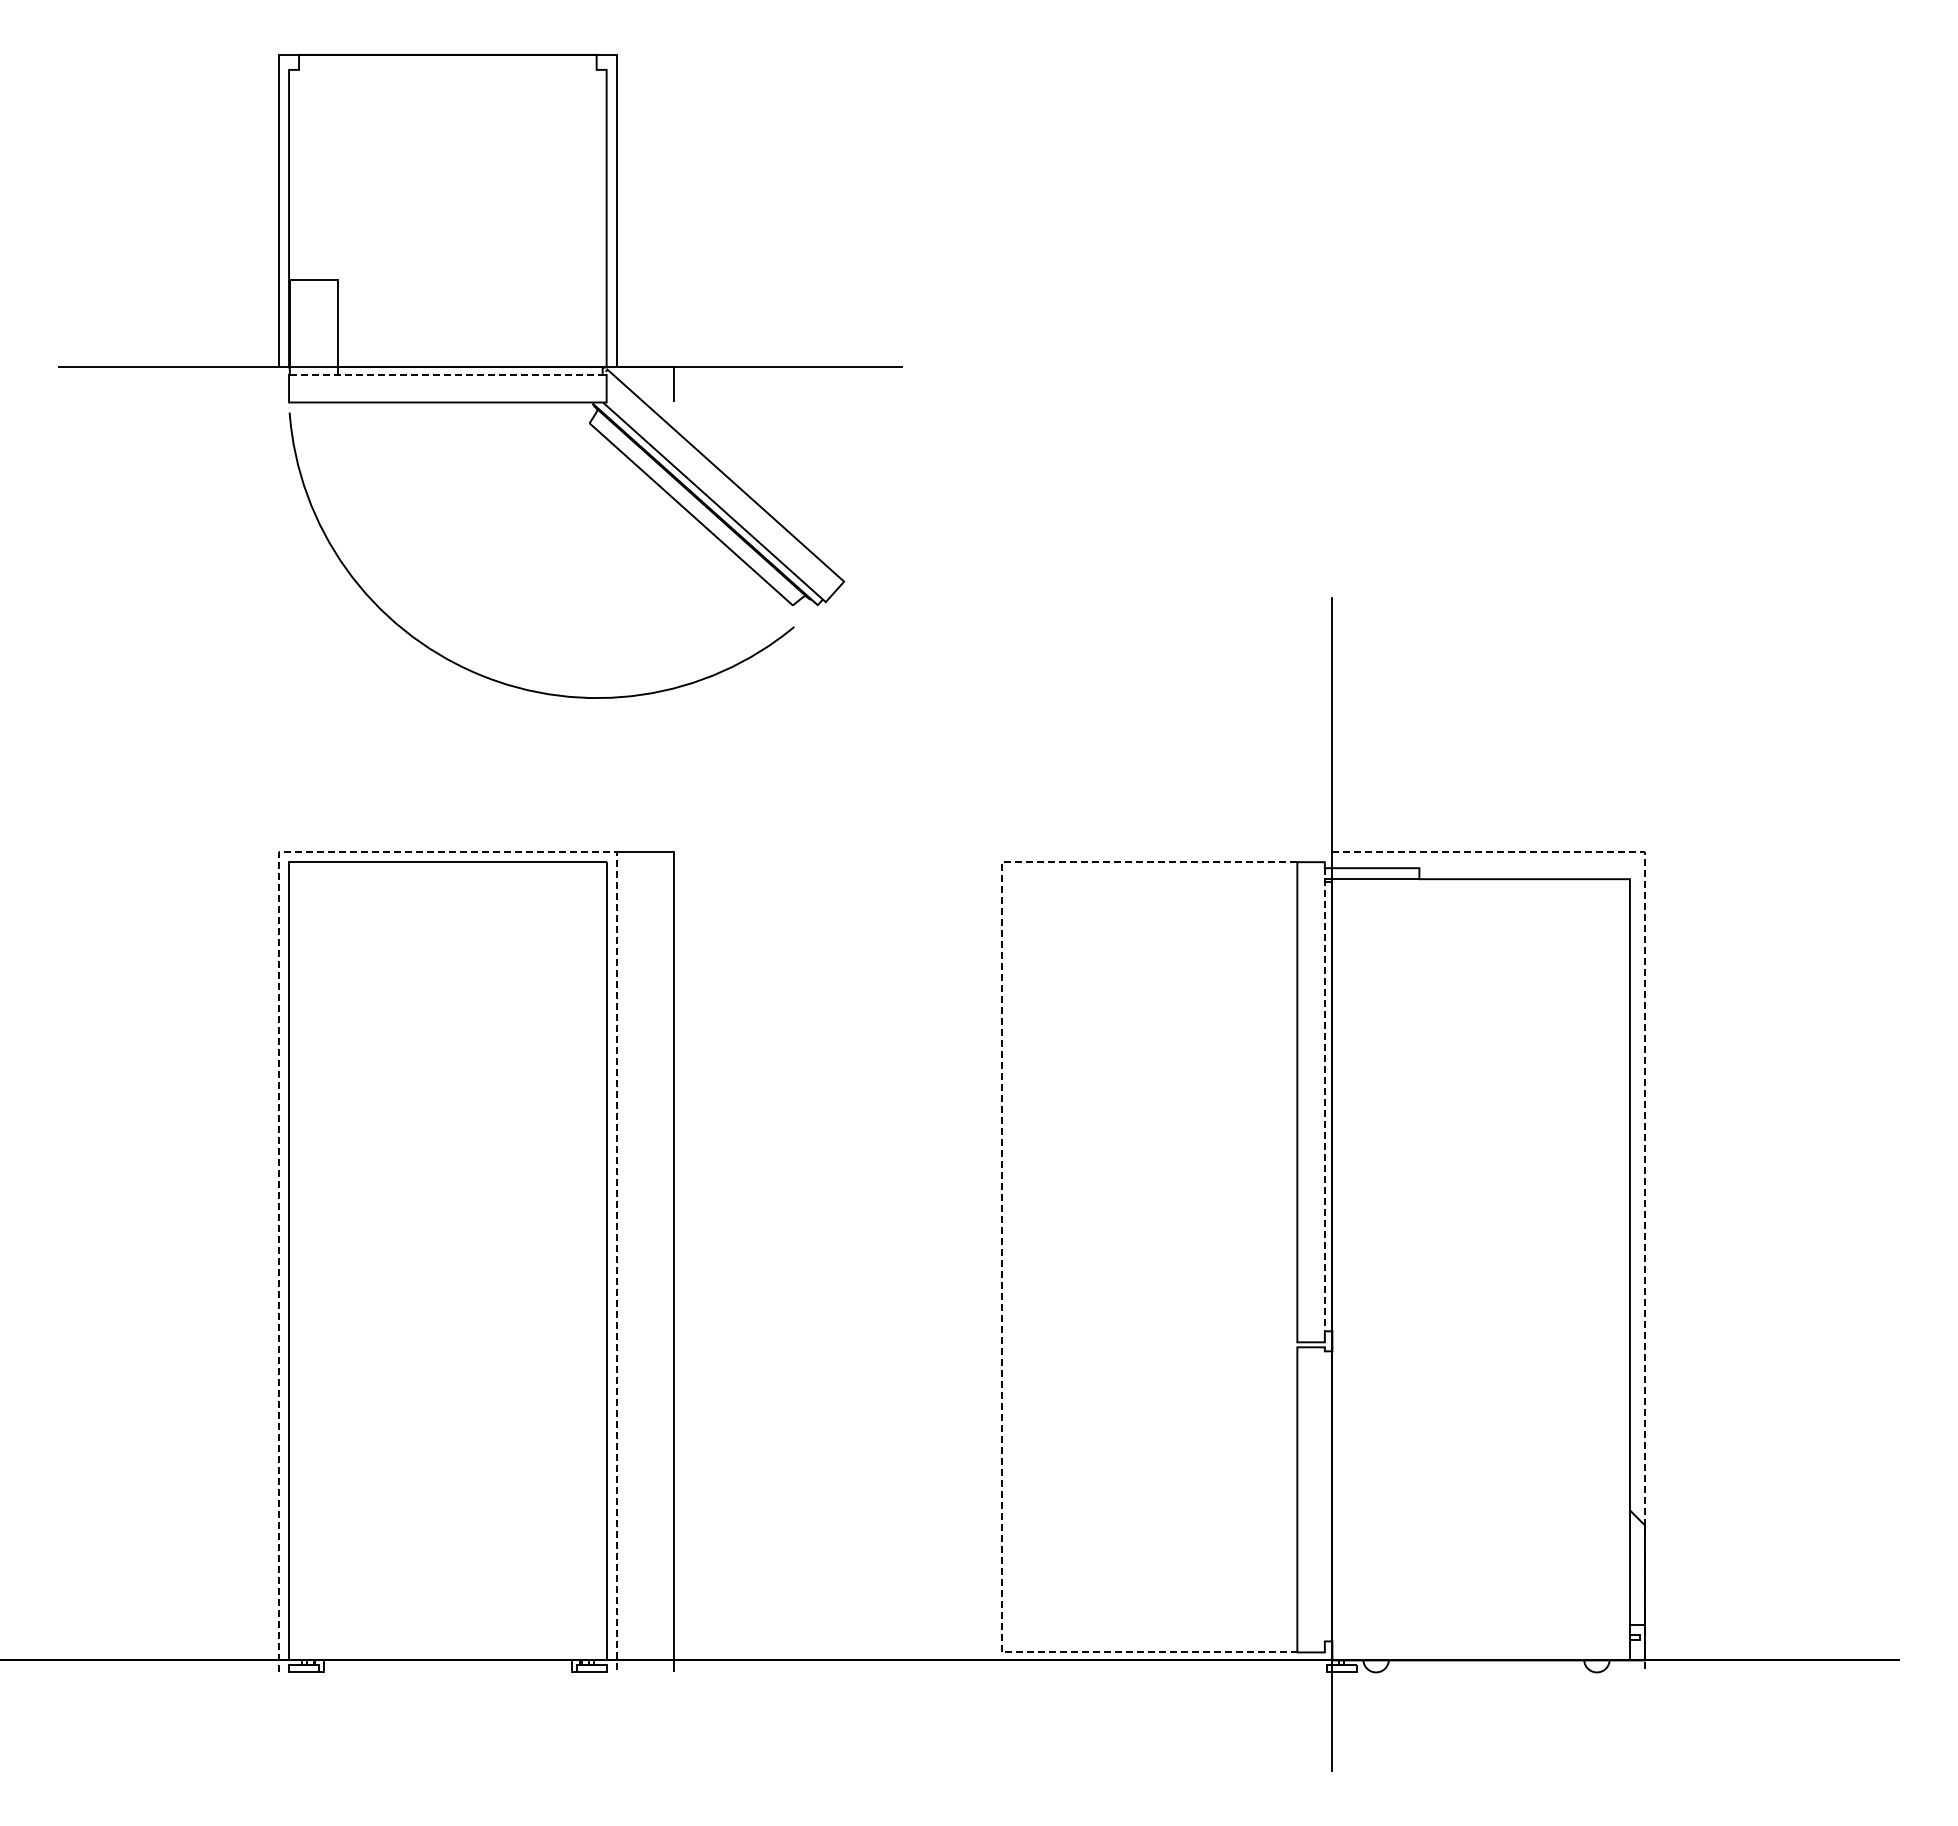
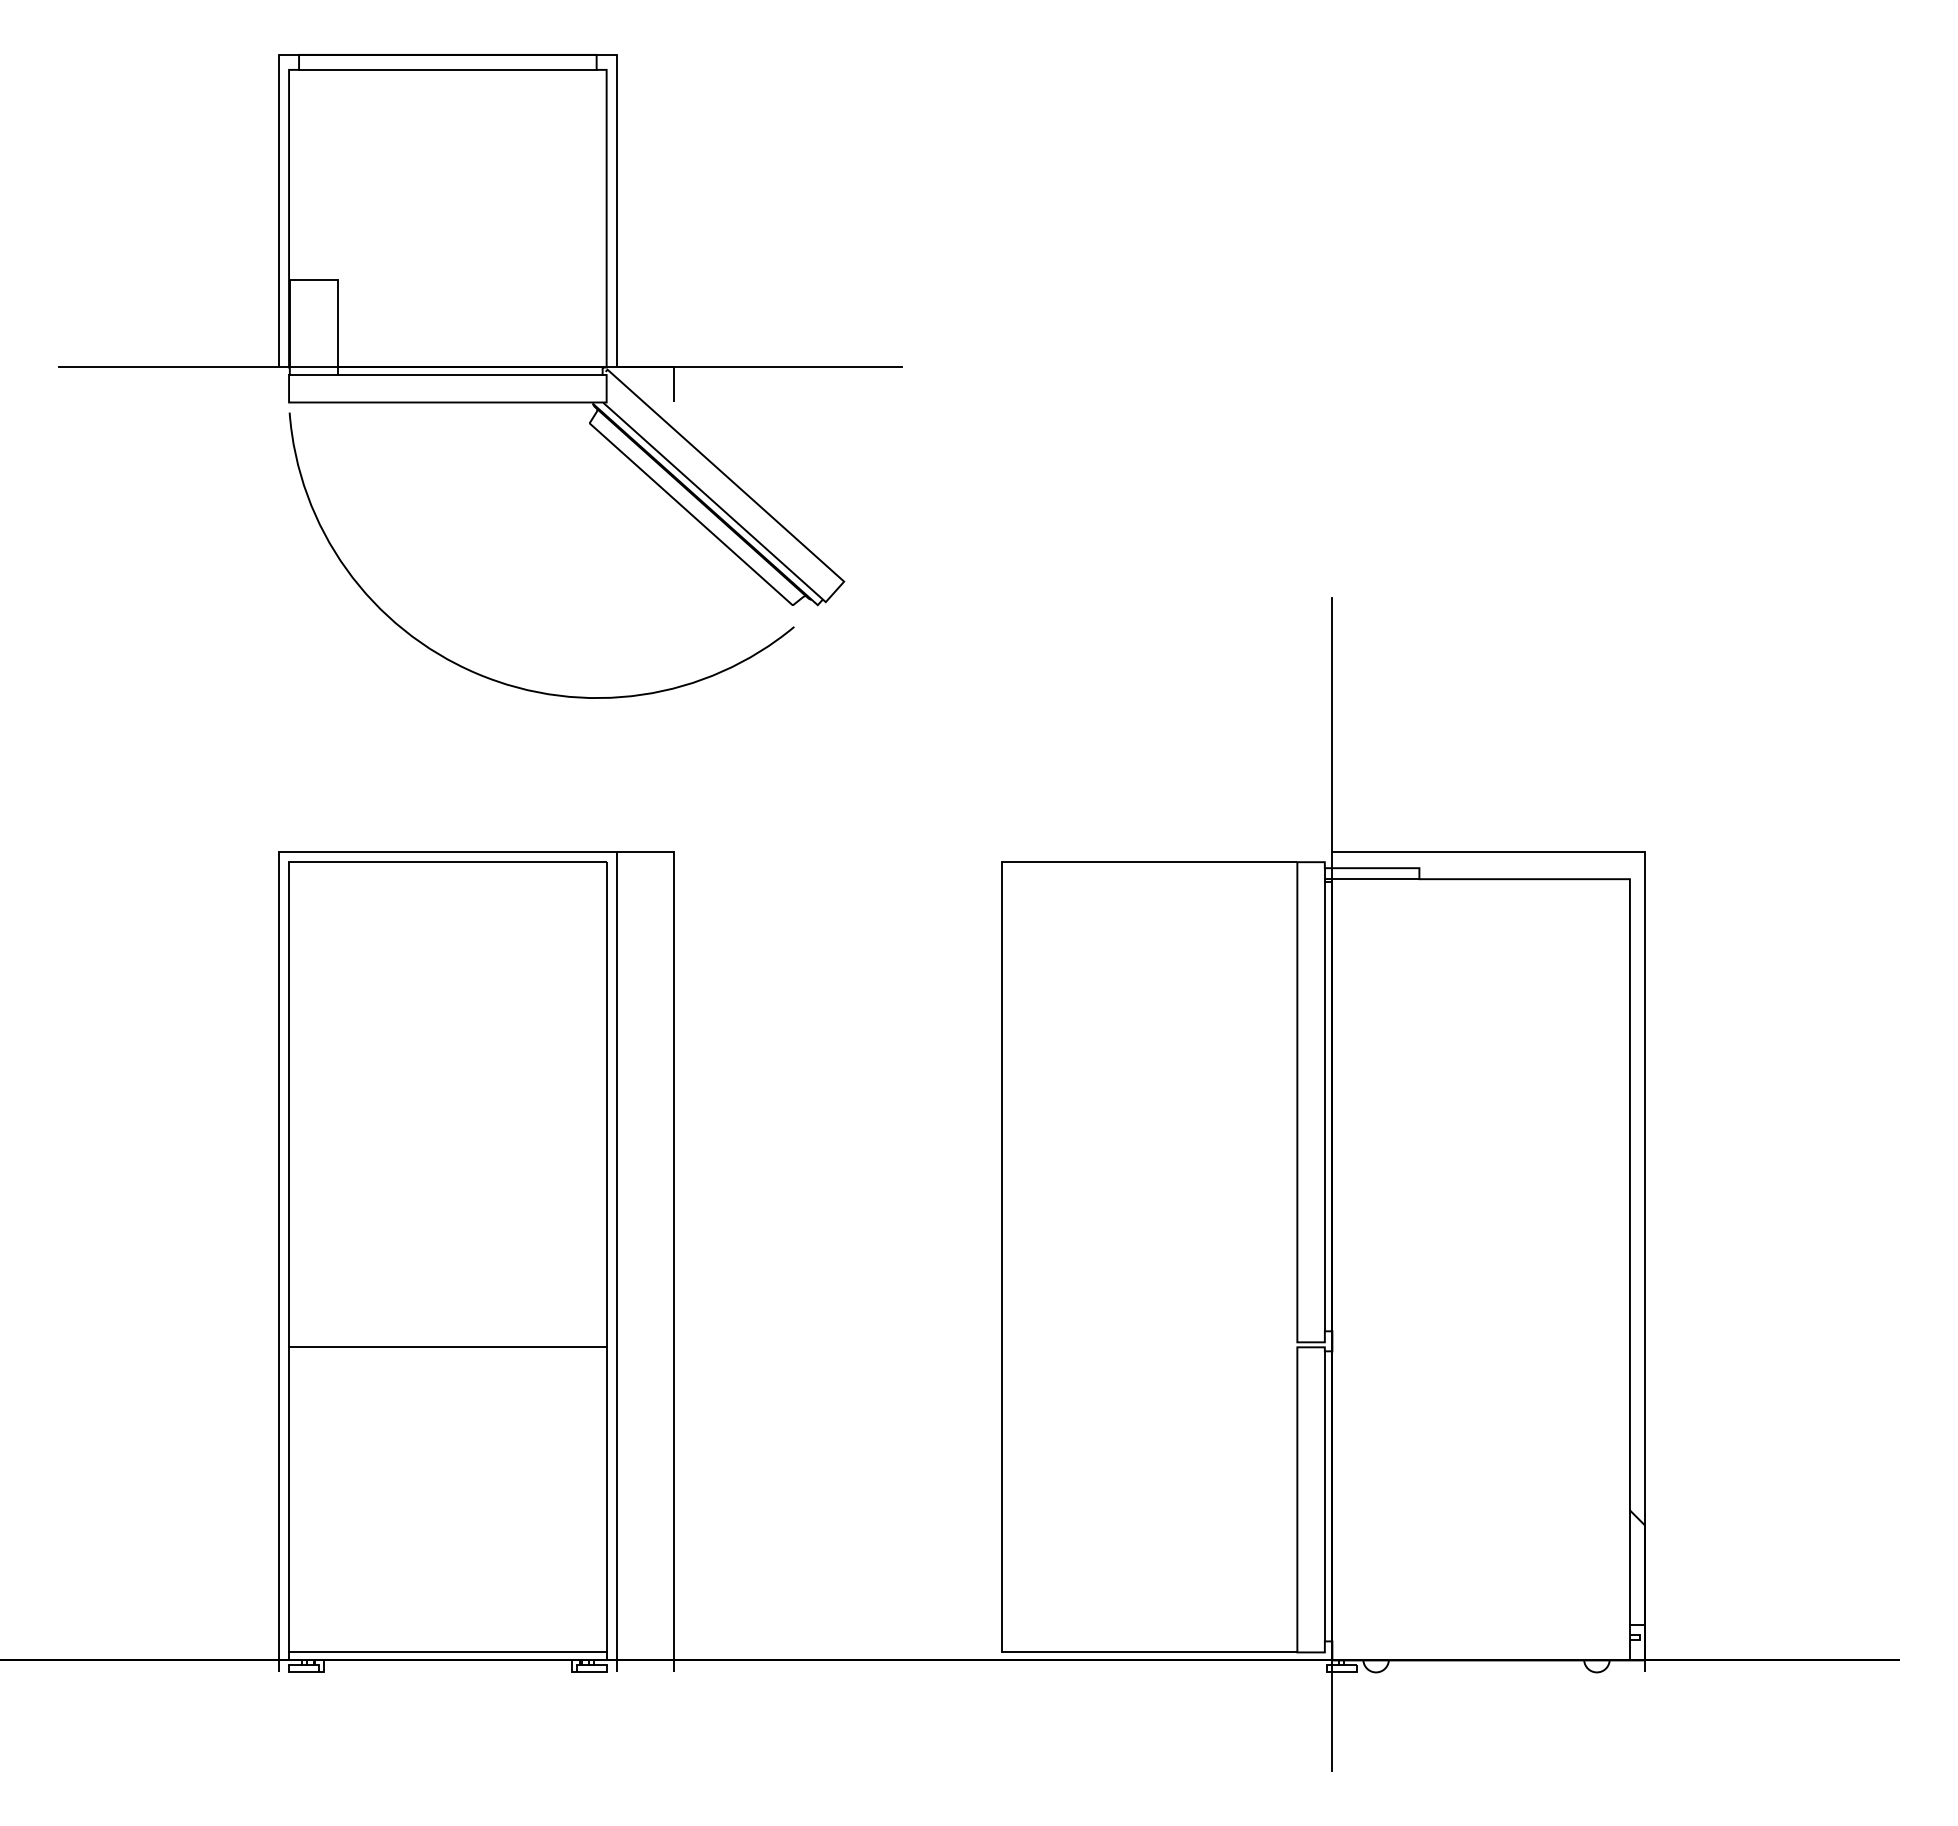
line: none -> present (447, 69)
line: dashed -> solid (446, 374)
line: dashed -> solid (447, 852)
line: dashed -> solid (1324, 1099)
line: dashed -> solid (1644, 1105)
line: dashed -> solid (1001, 1257)
line: none -> present (447, 1347)
line: none -> present (1324, 1496)
line: none -> present (447, 1652)
